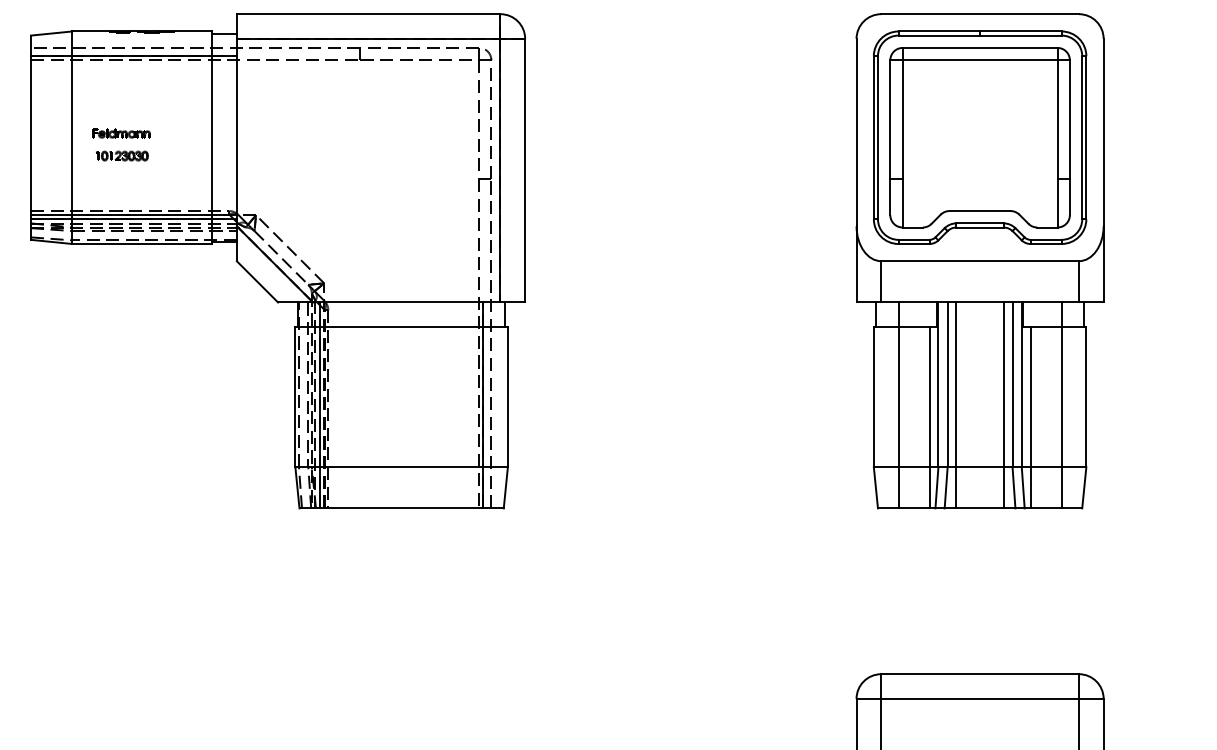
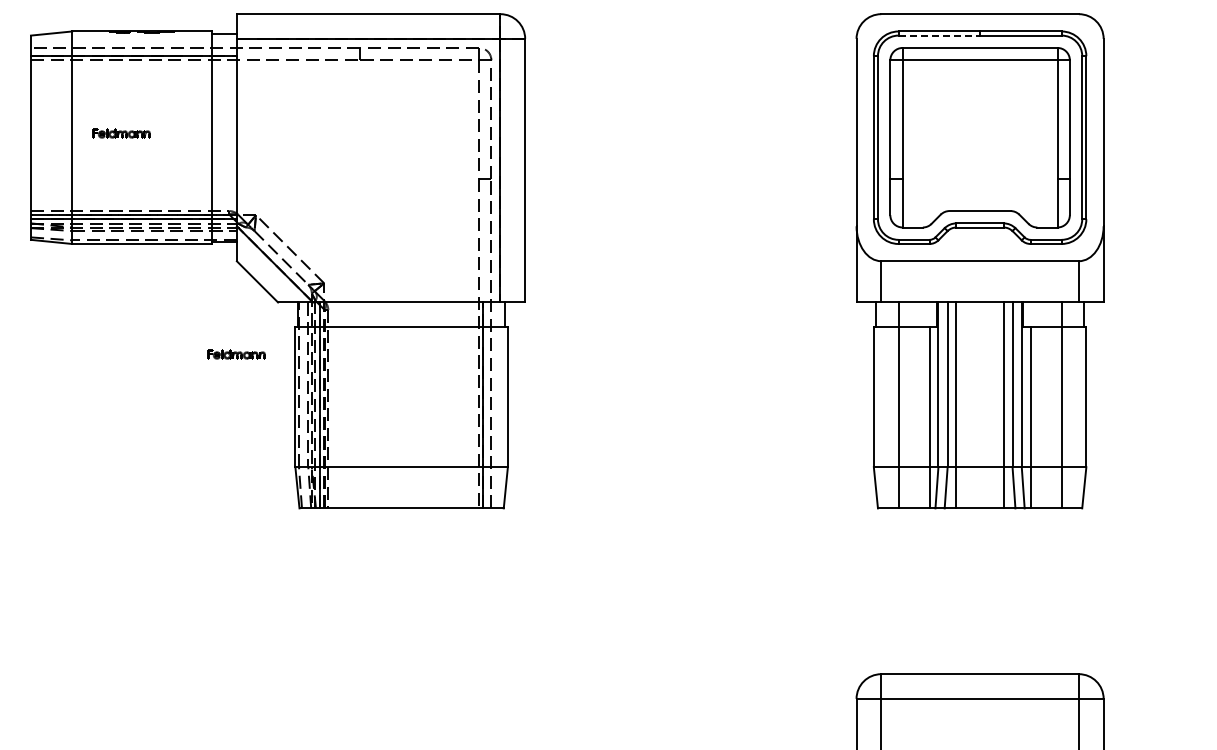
line: solid -> dashed (939, 35)
part: present -> none (122, 155)
part: none -> present (236, 354)
